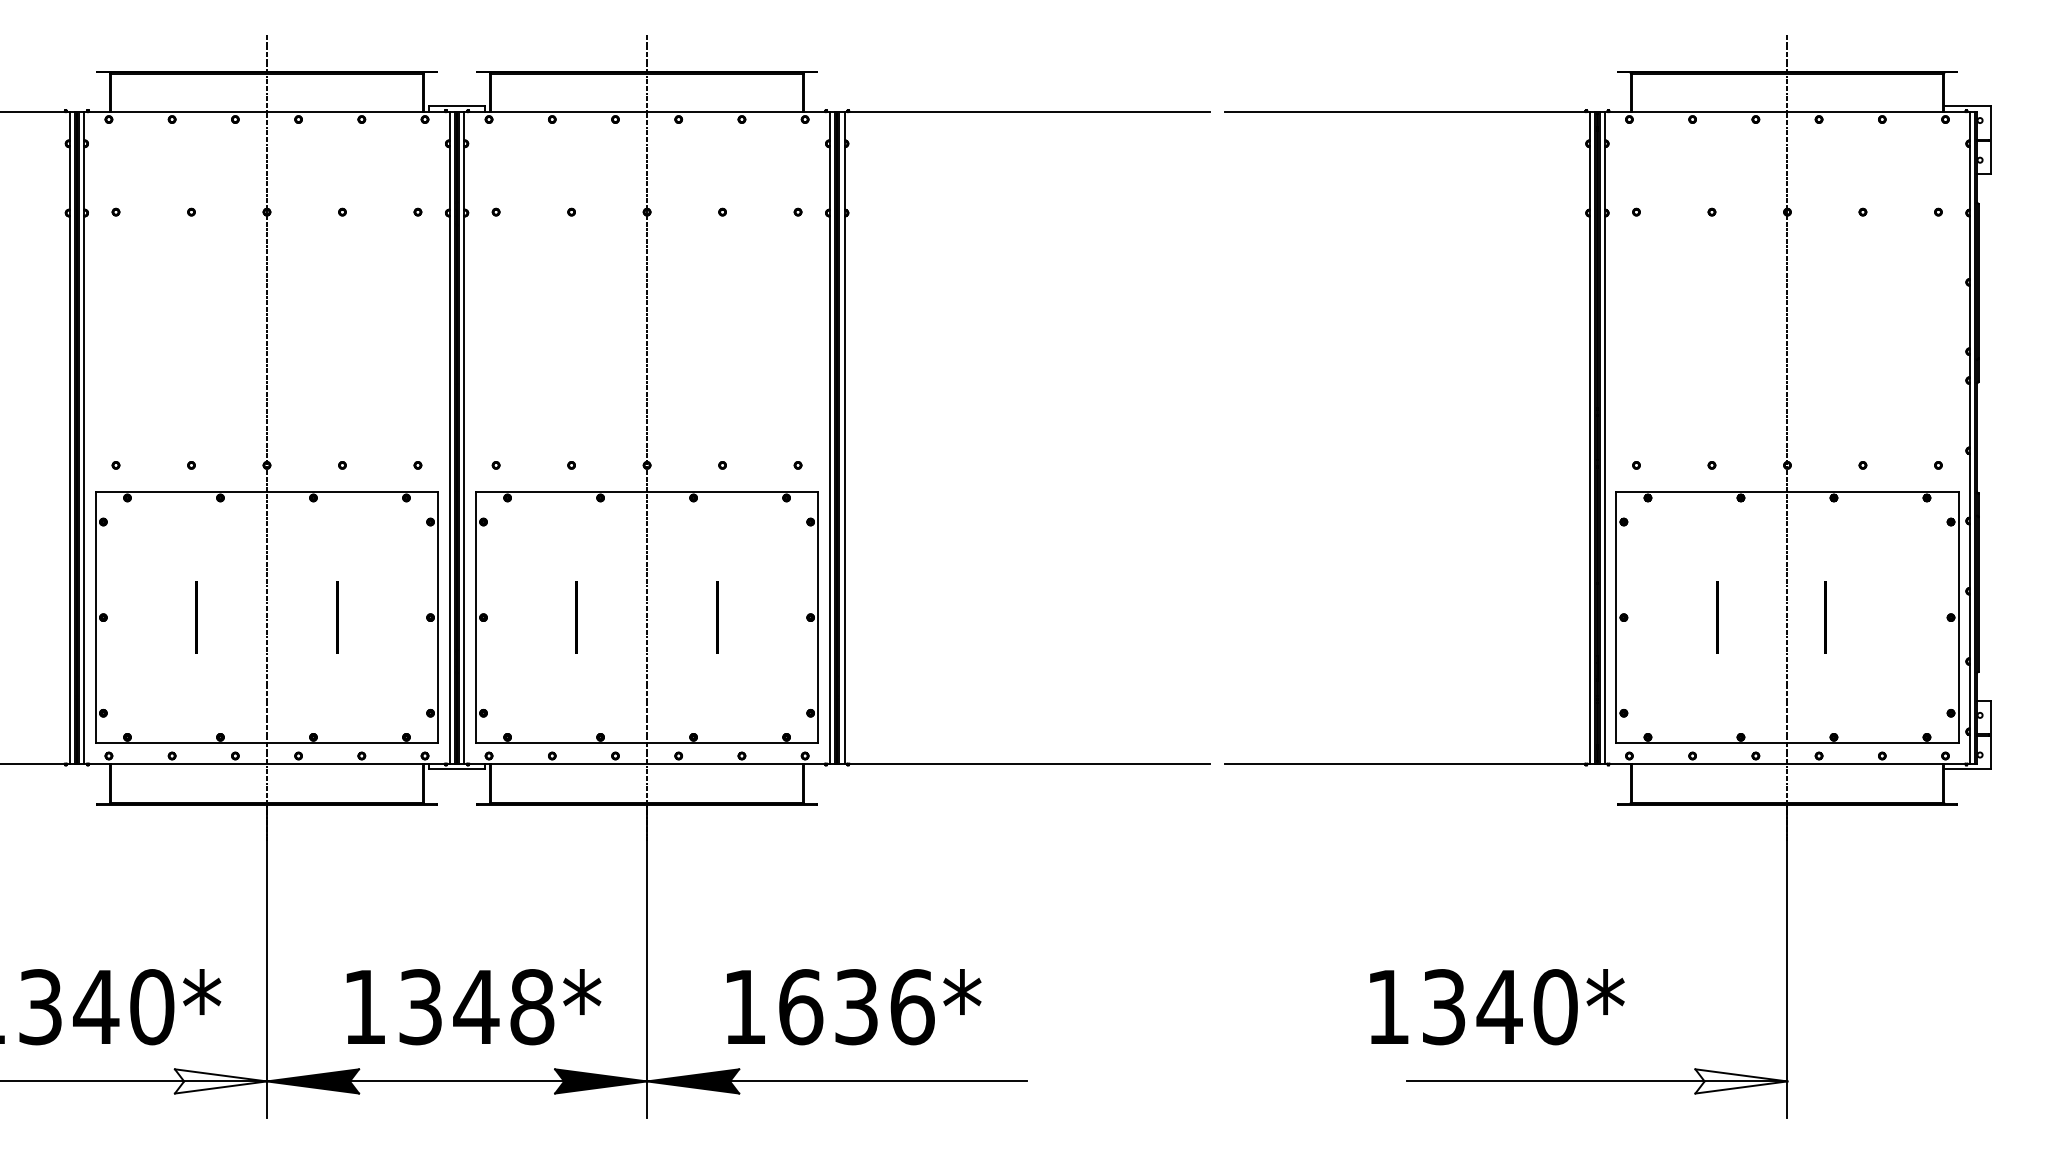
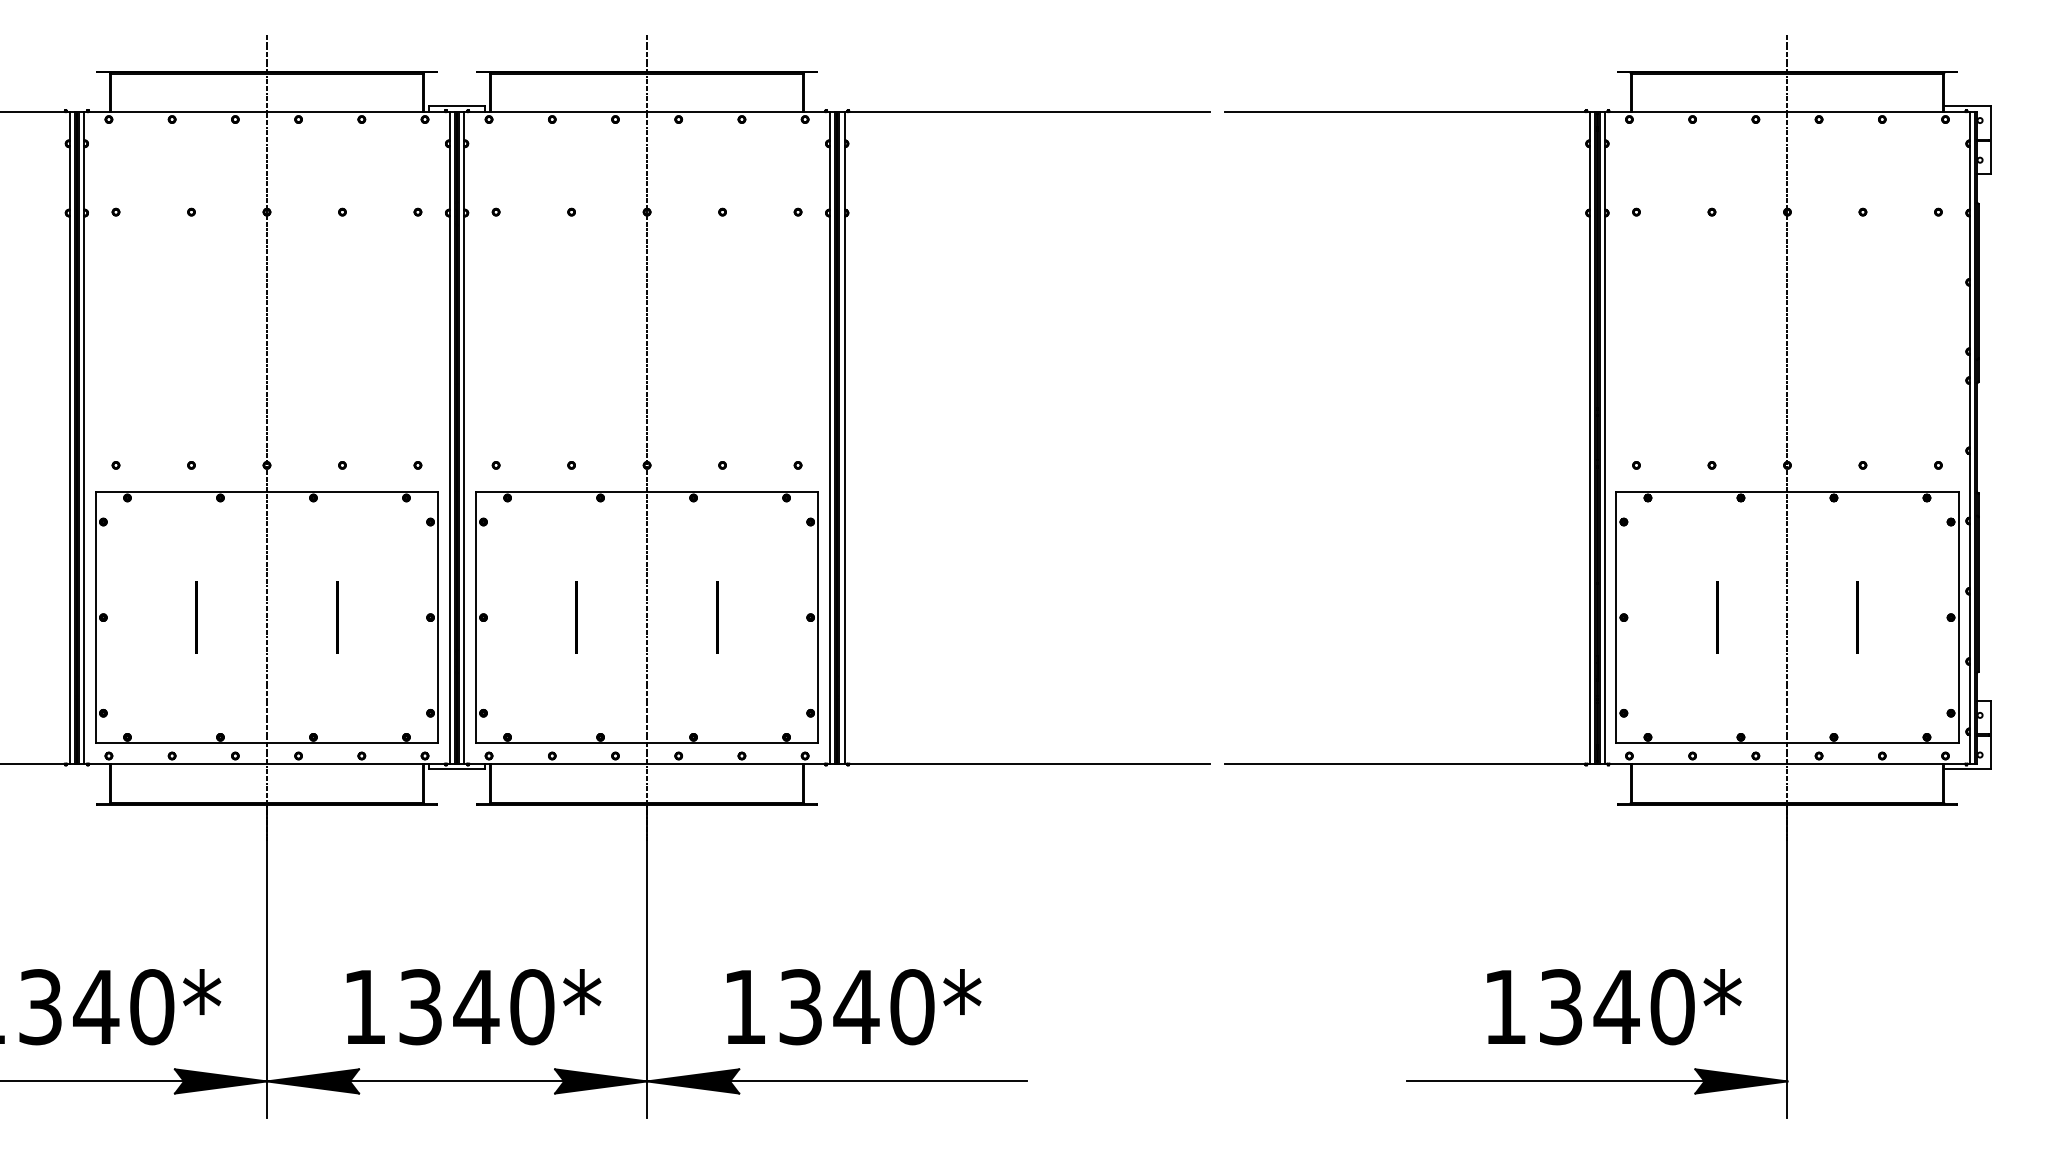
line position: (1825, 617) -> (1857, 617) (1857, 617)
text: 1348* -> 1340* (532, 1007)
text: 1636* -> 1340* (856, 1007)
text position: (1497, 1007) -> (1614, 1007) (1614, 1007)
fill: none -> present (220, 1081)
fill: none -> present (1741, 1081)
